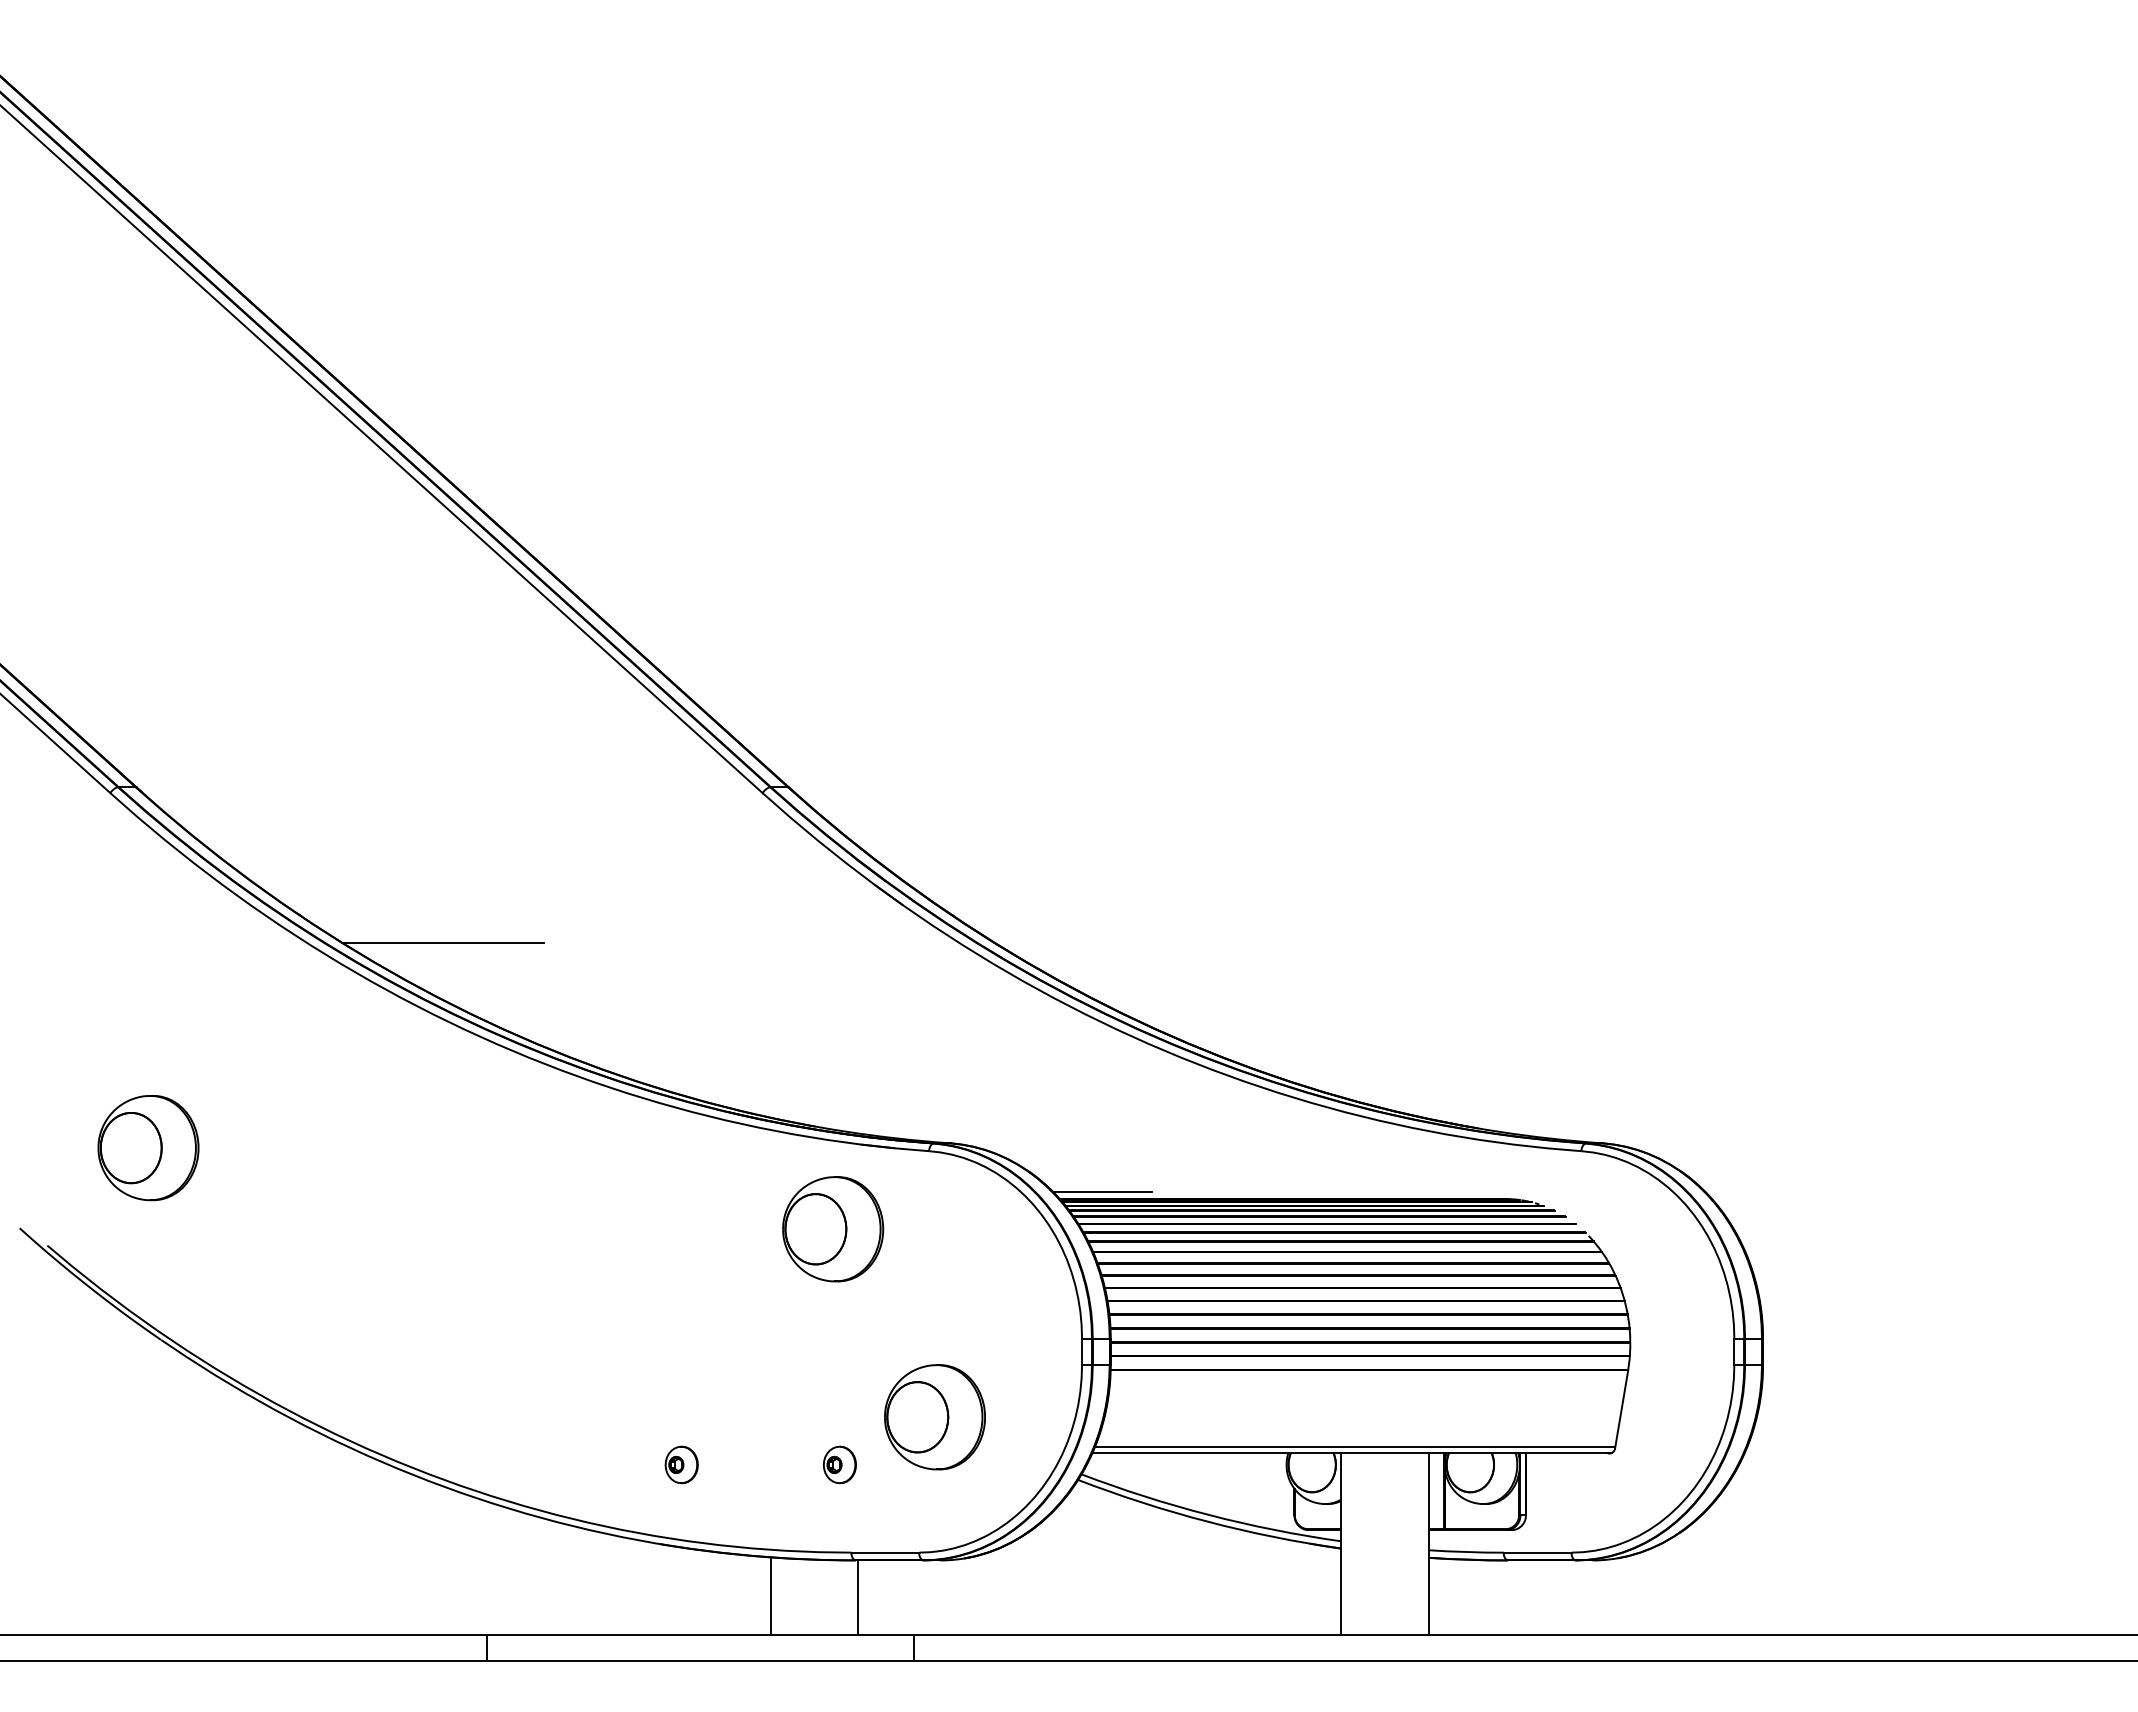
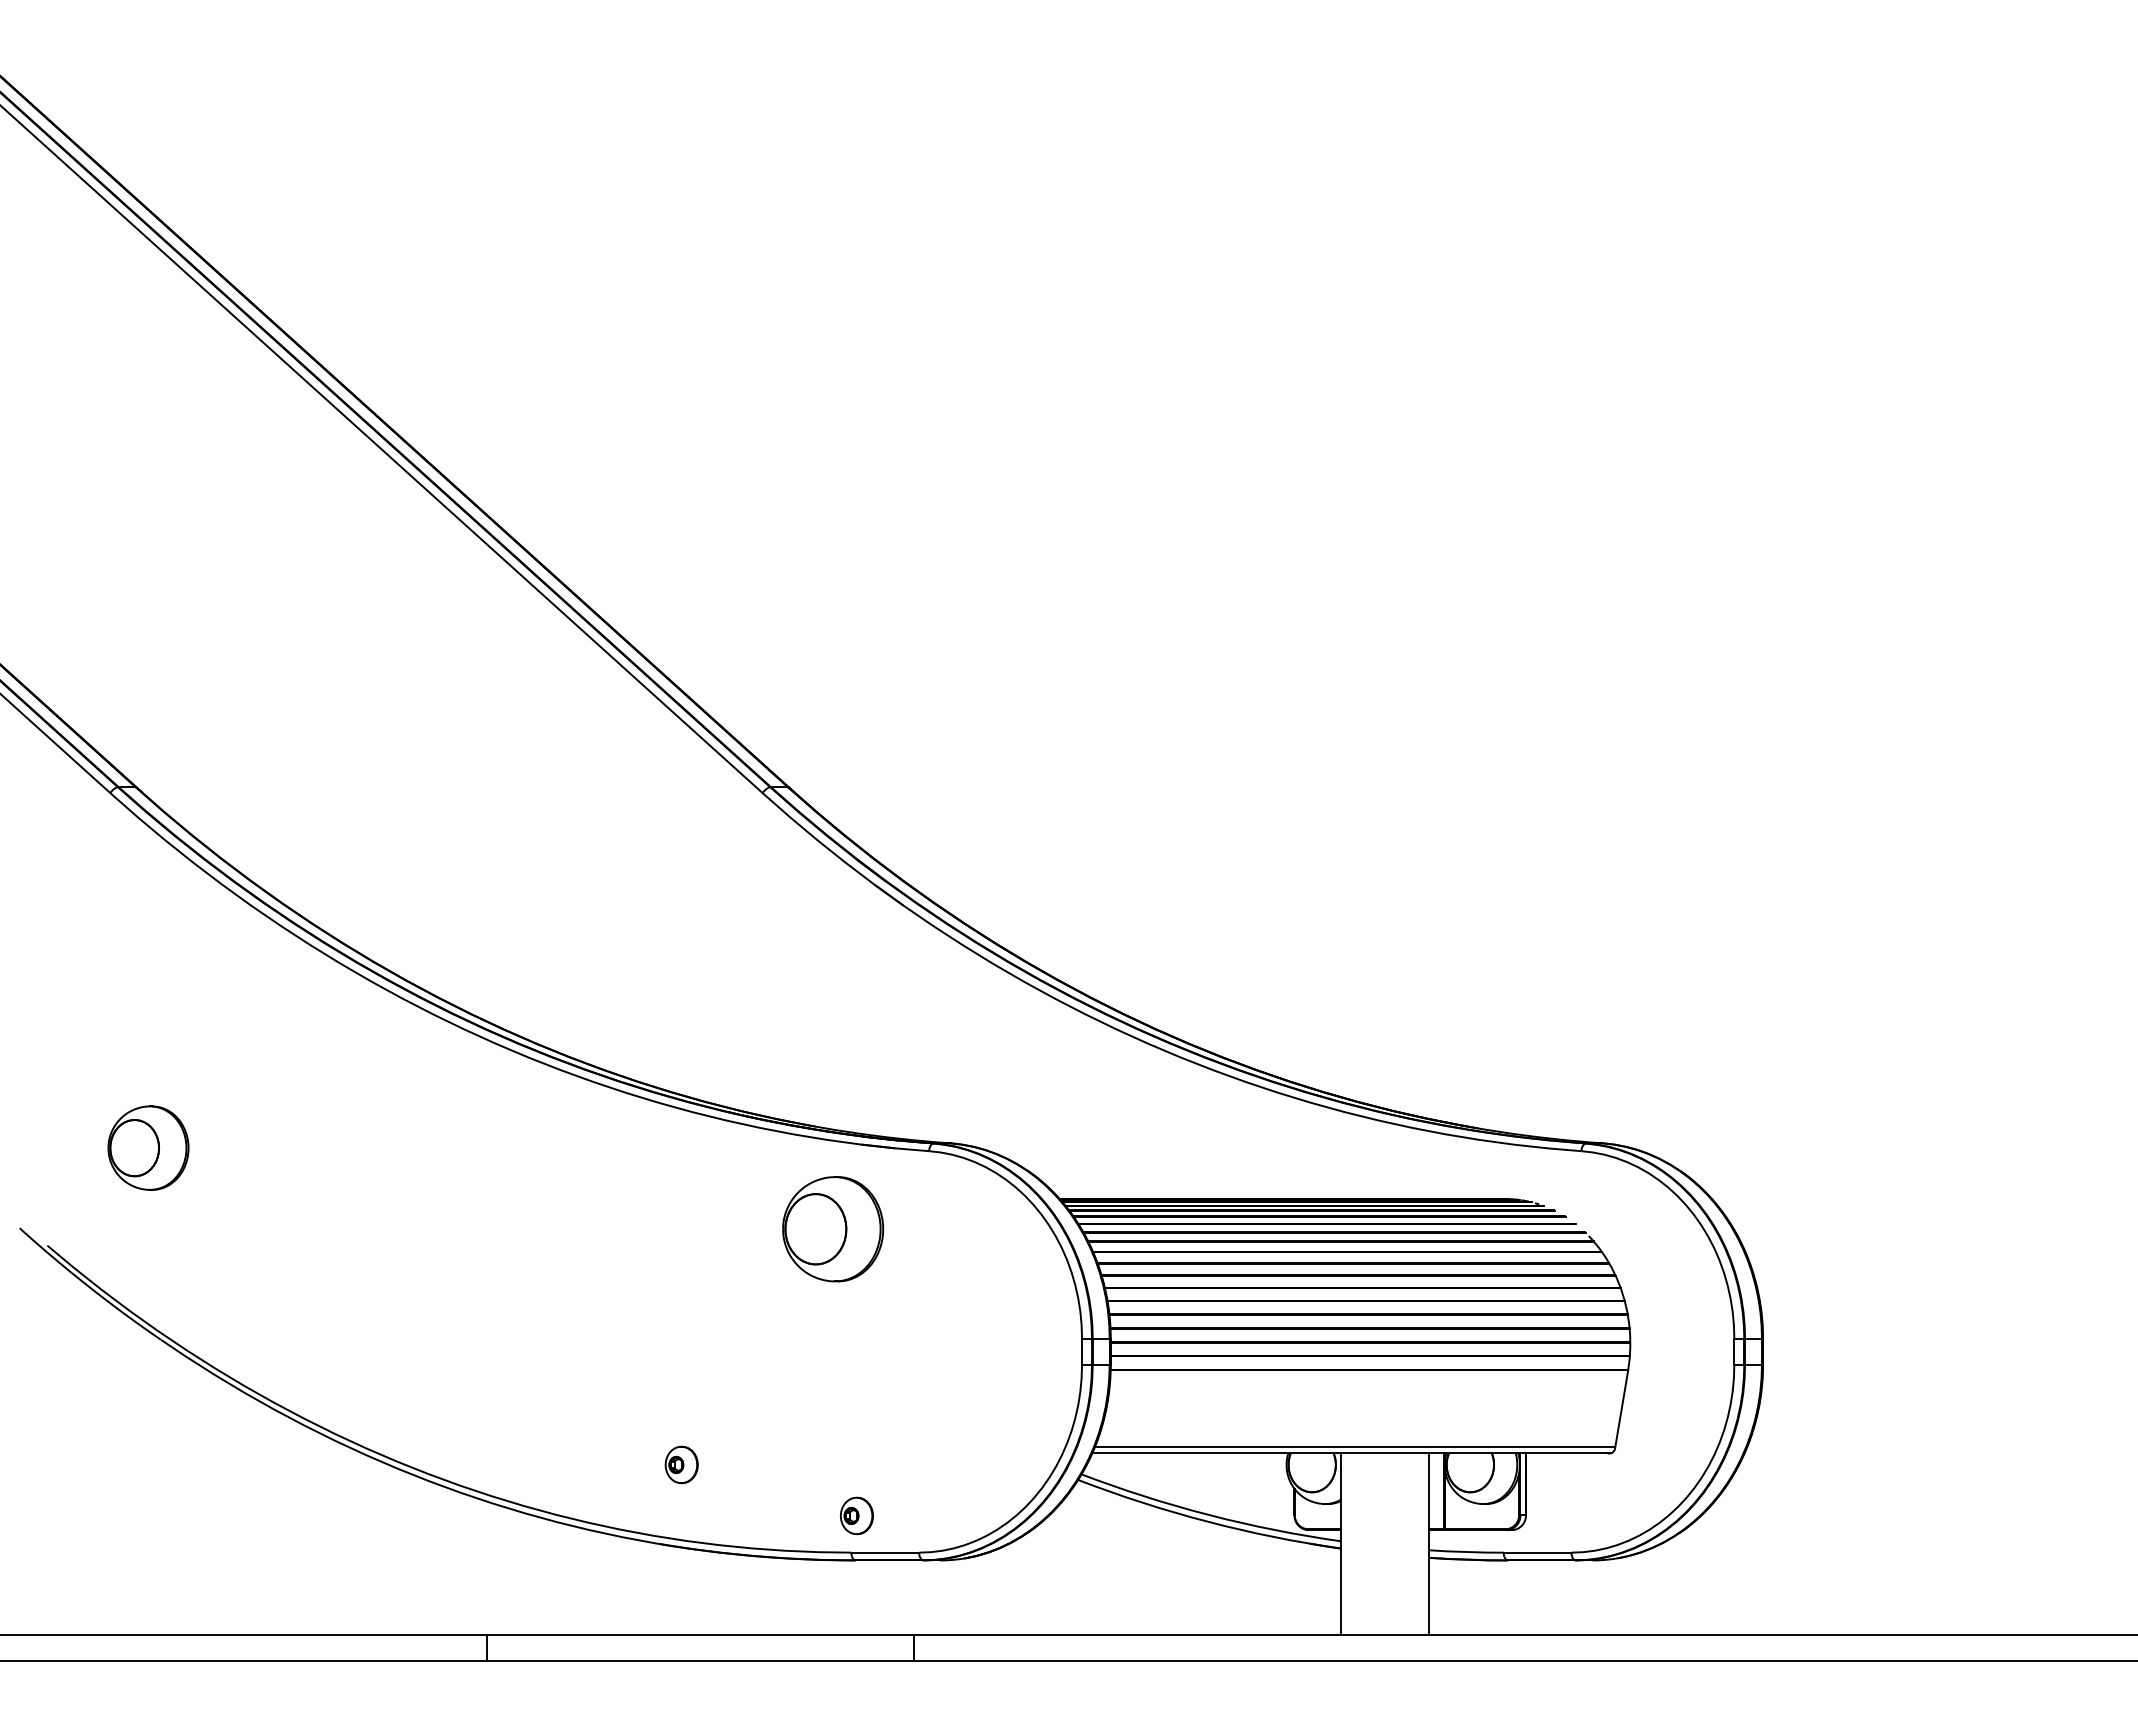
line: present -> none (443, 943)
part size: 103x107 px -> 83x86 px (148, 1147)
line: present -> none (1102, 1191)
part: present -> none (934, 1417)
part position: (839, 1464) -> (856, 1515) (856, 1515)
line: present -> none (770, 1595)
line: present -> none (858, 1597)
